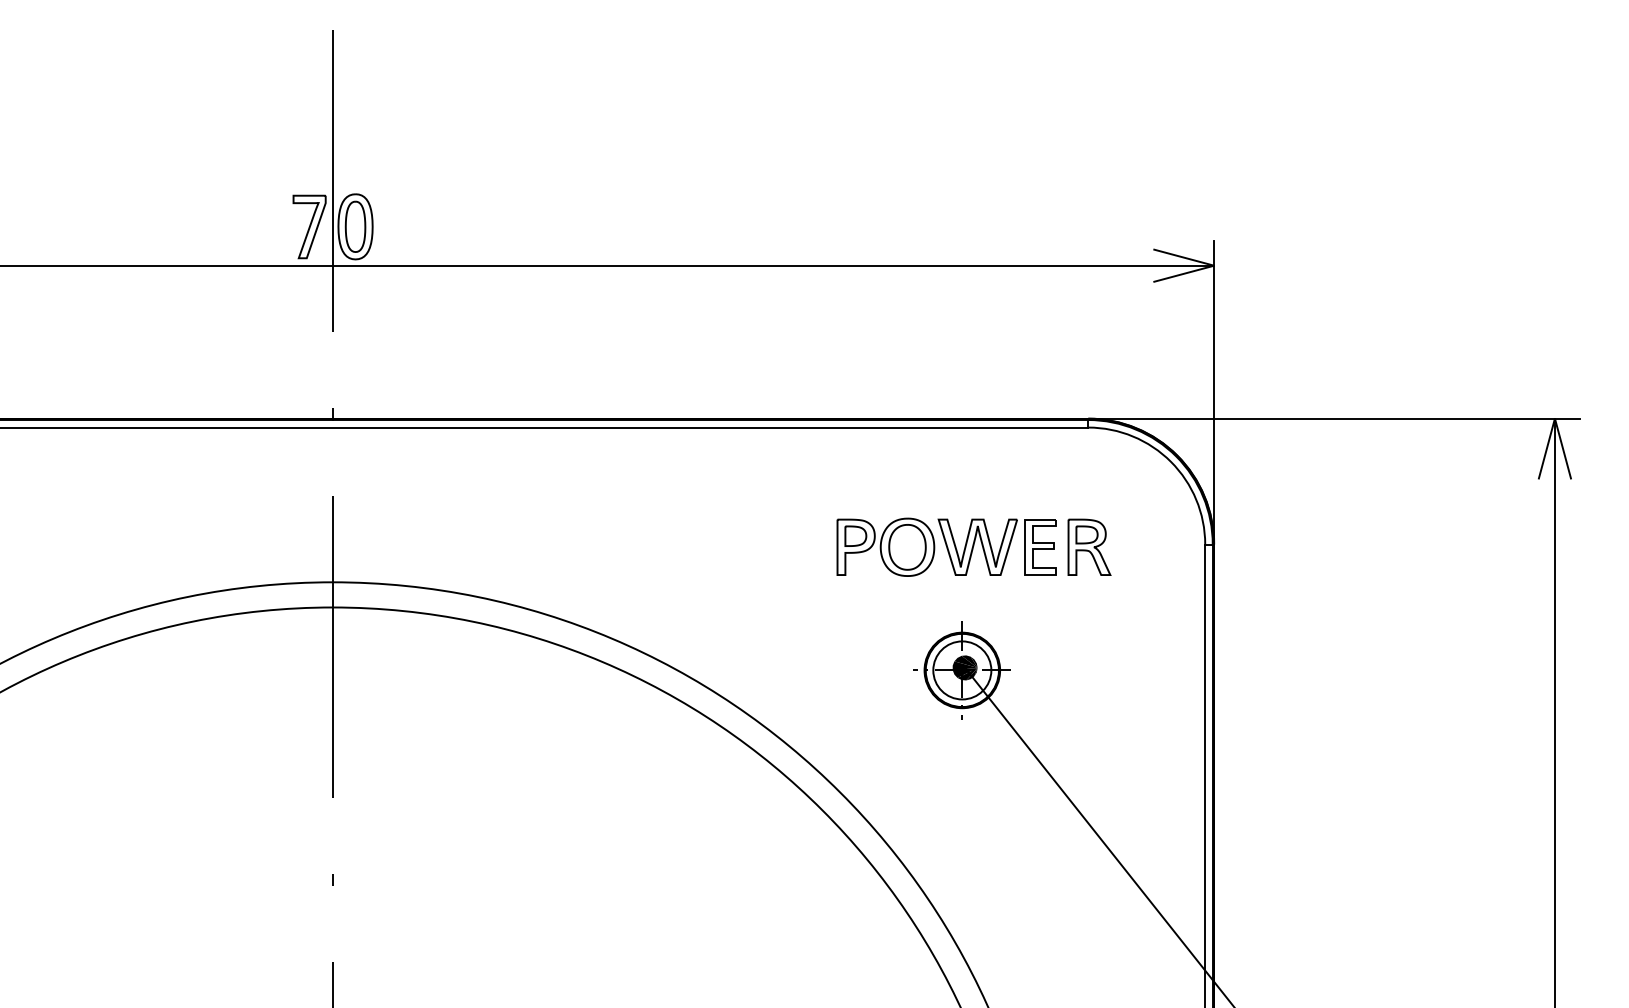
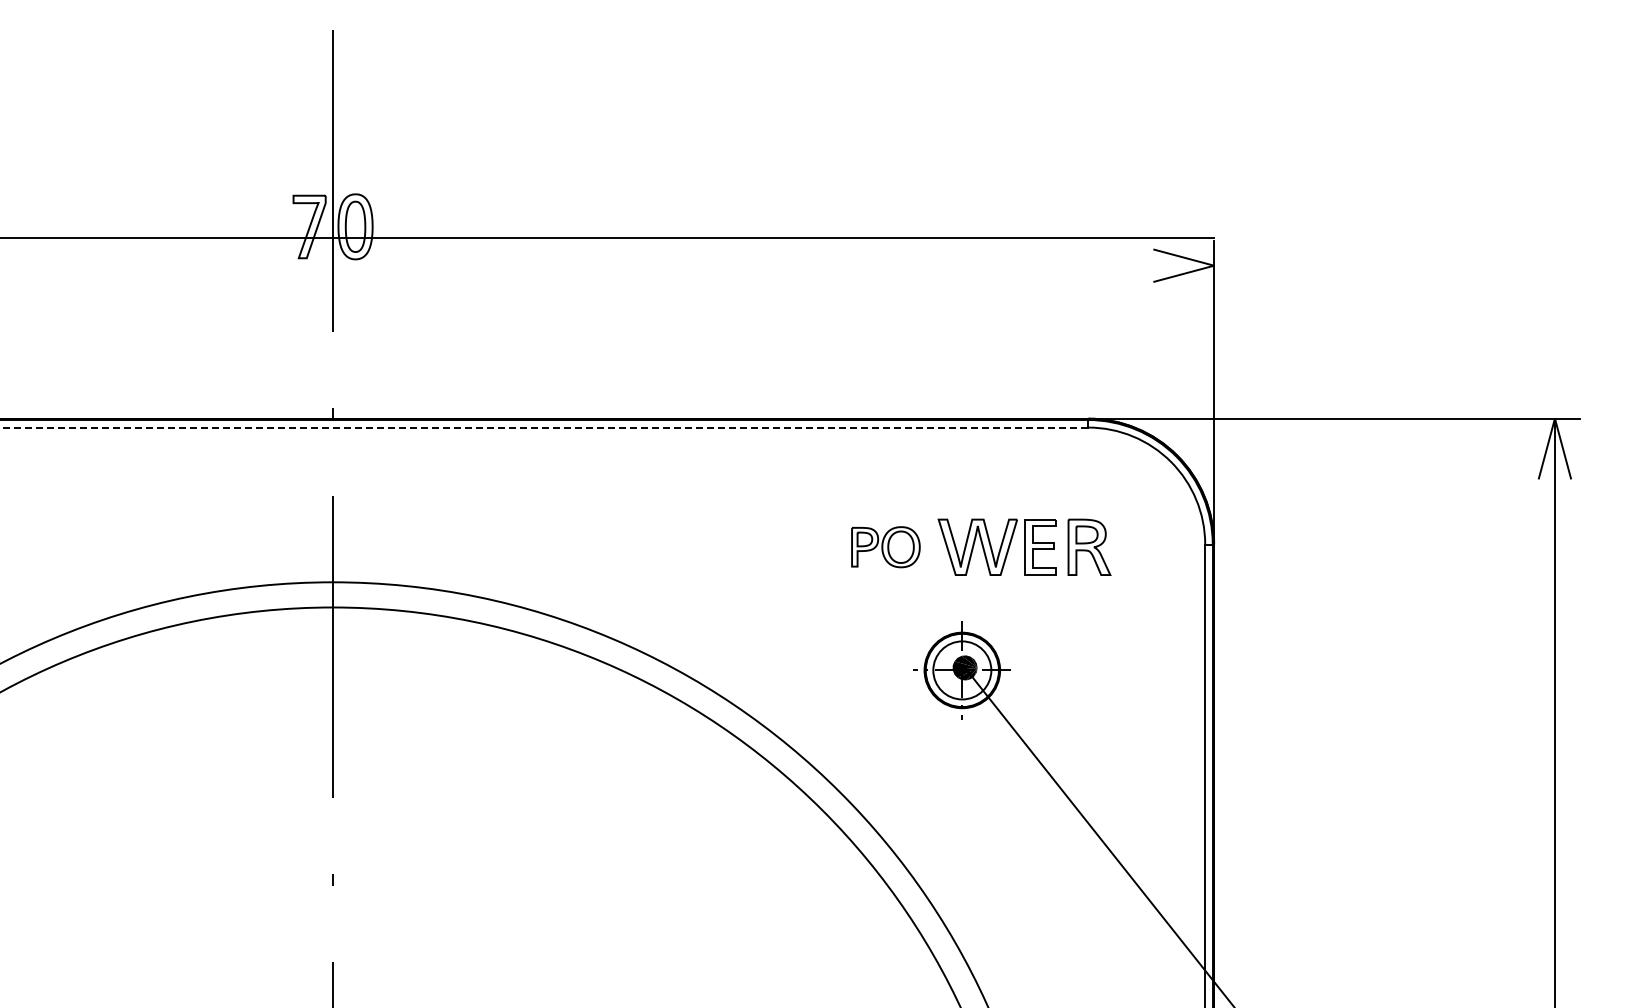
line position: (608, 265) -> (608, 237) (608, 237)
line: solid -> dashed (544, 427)
part size: 100x60 px -> 70x43 px (885, 547)
